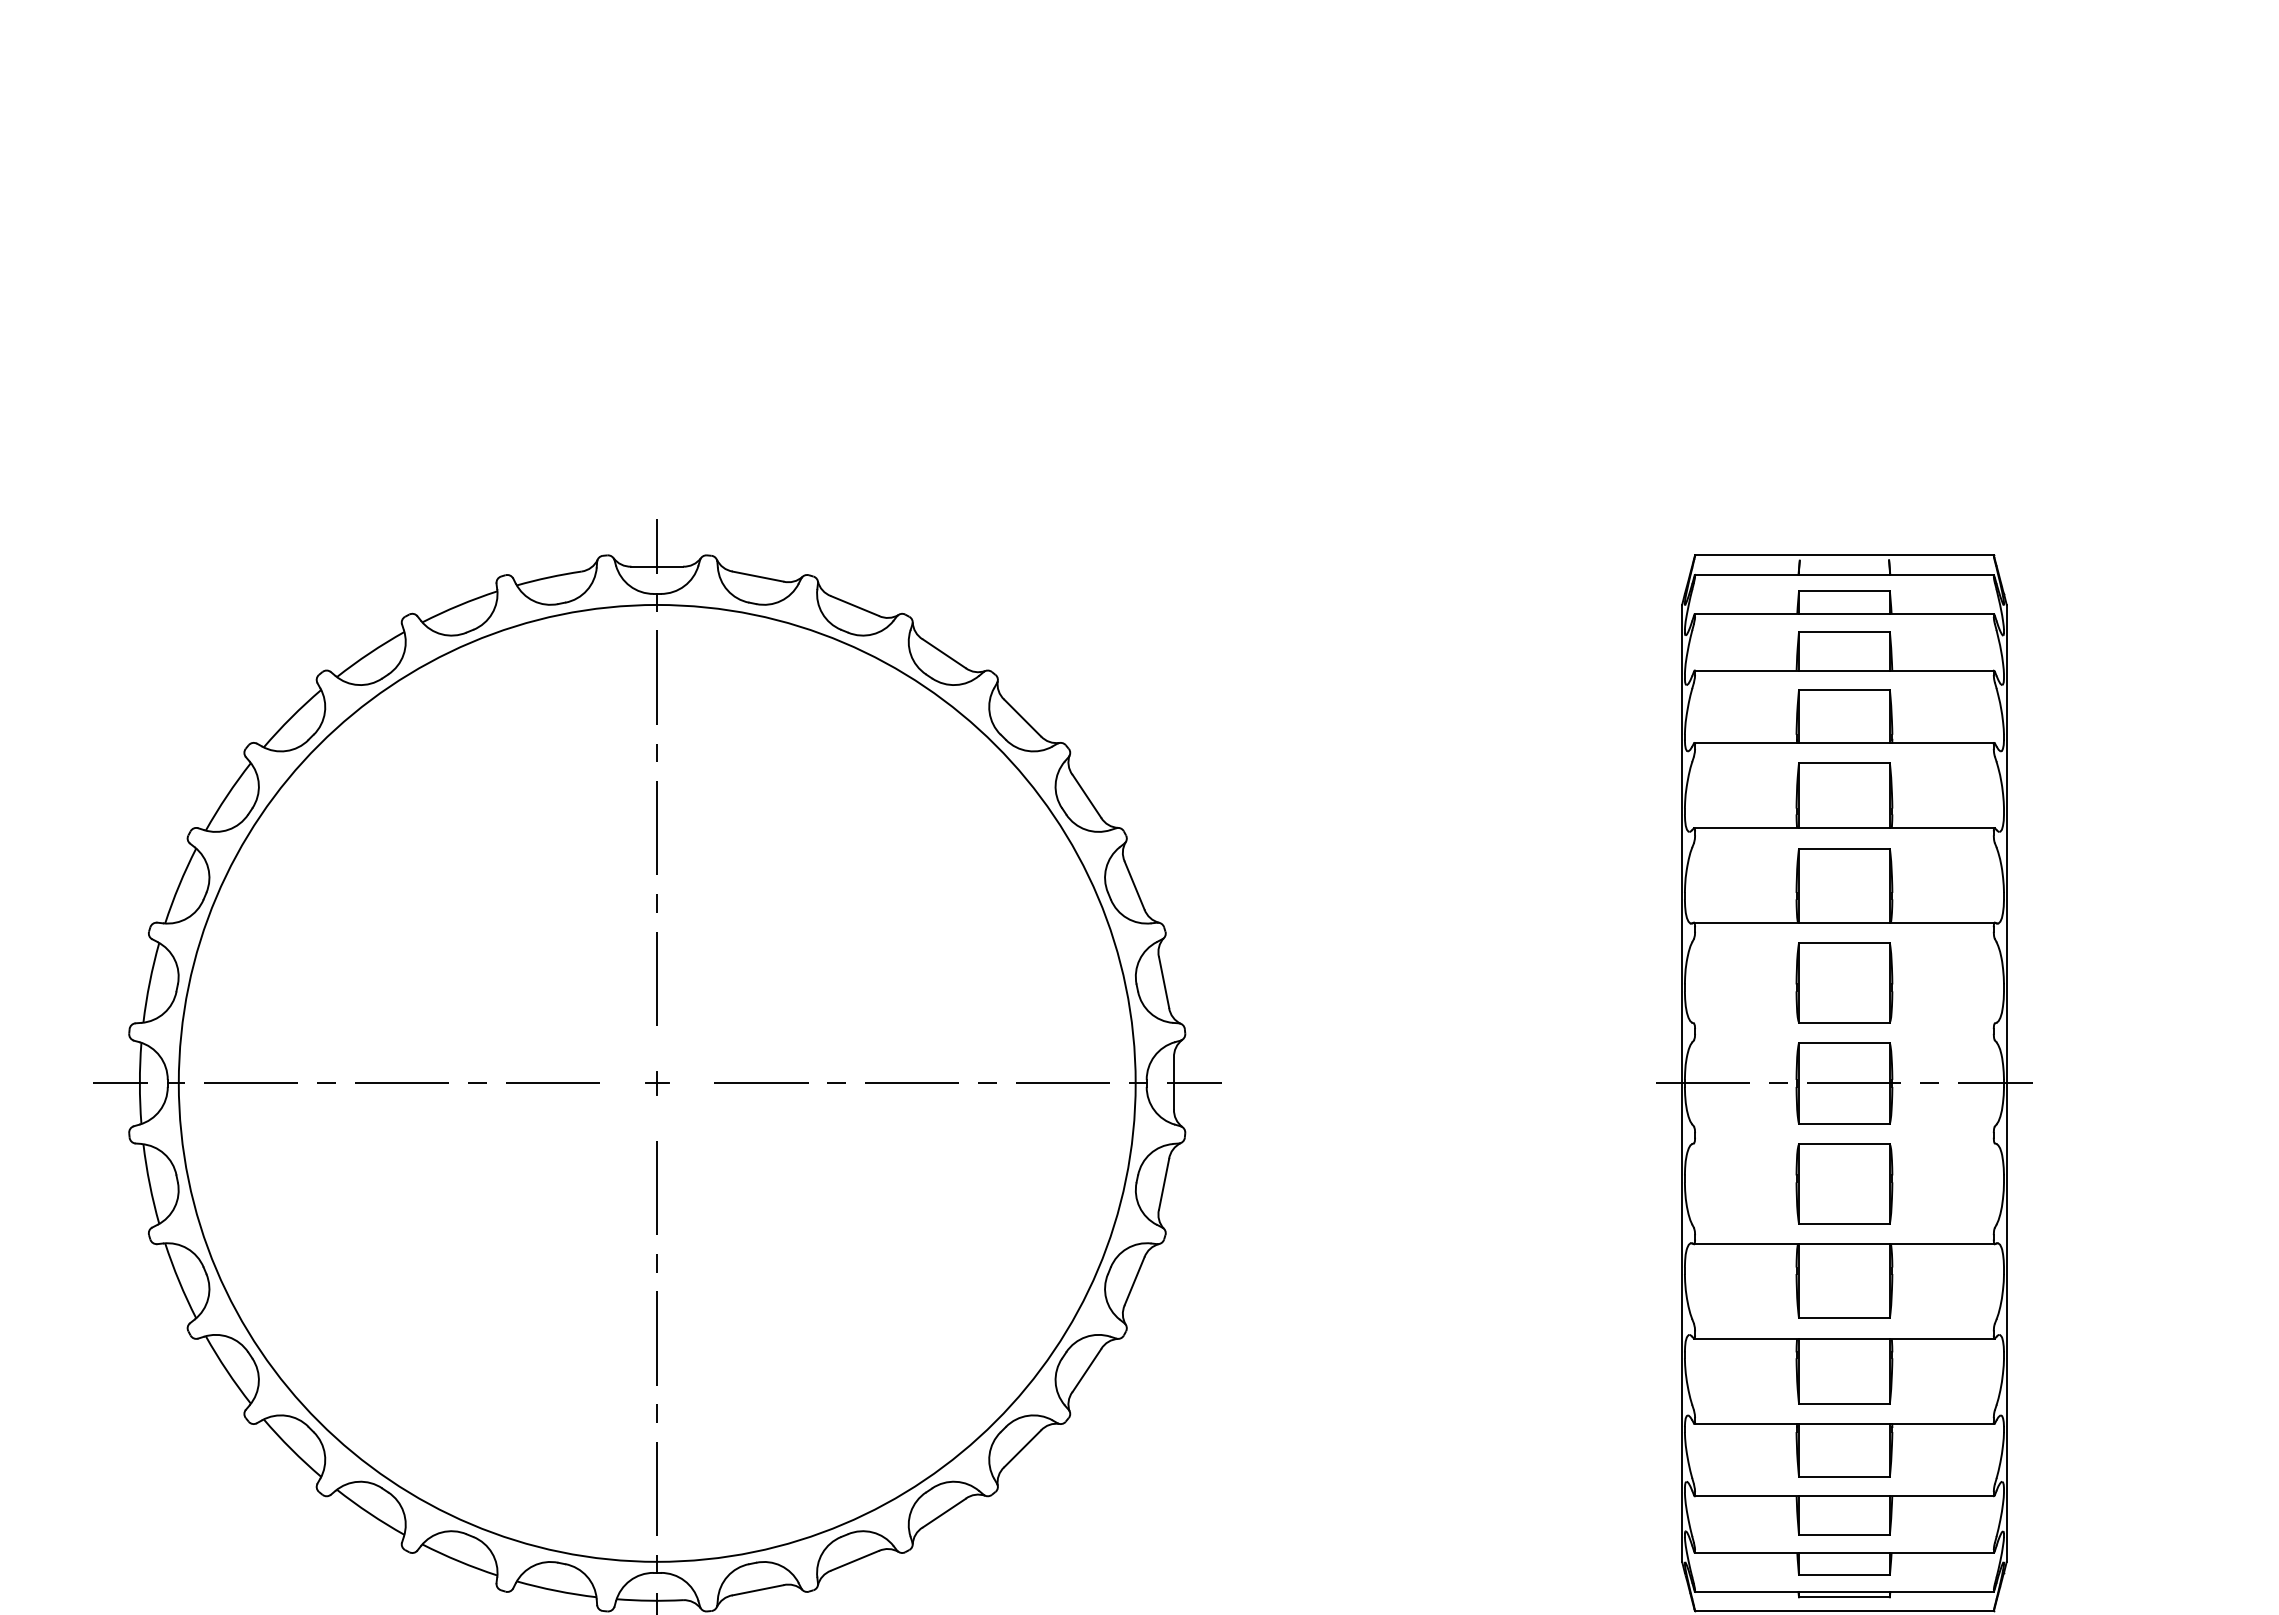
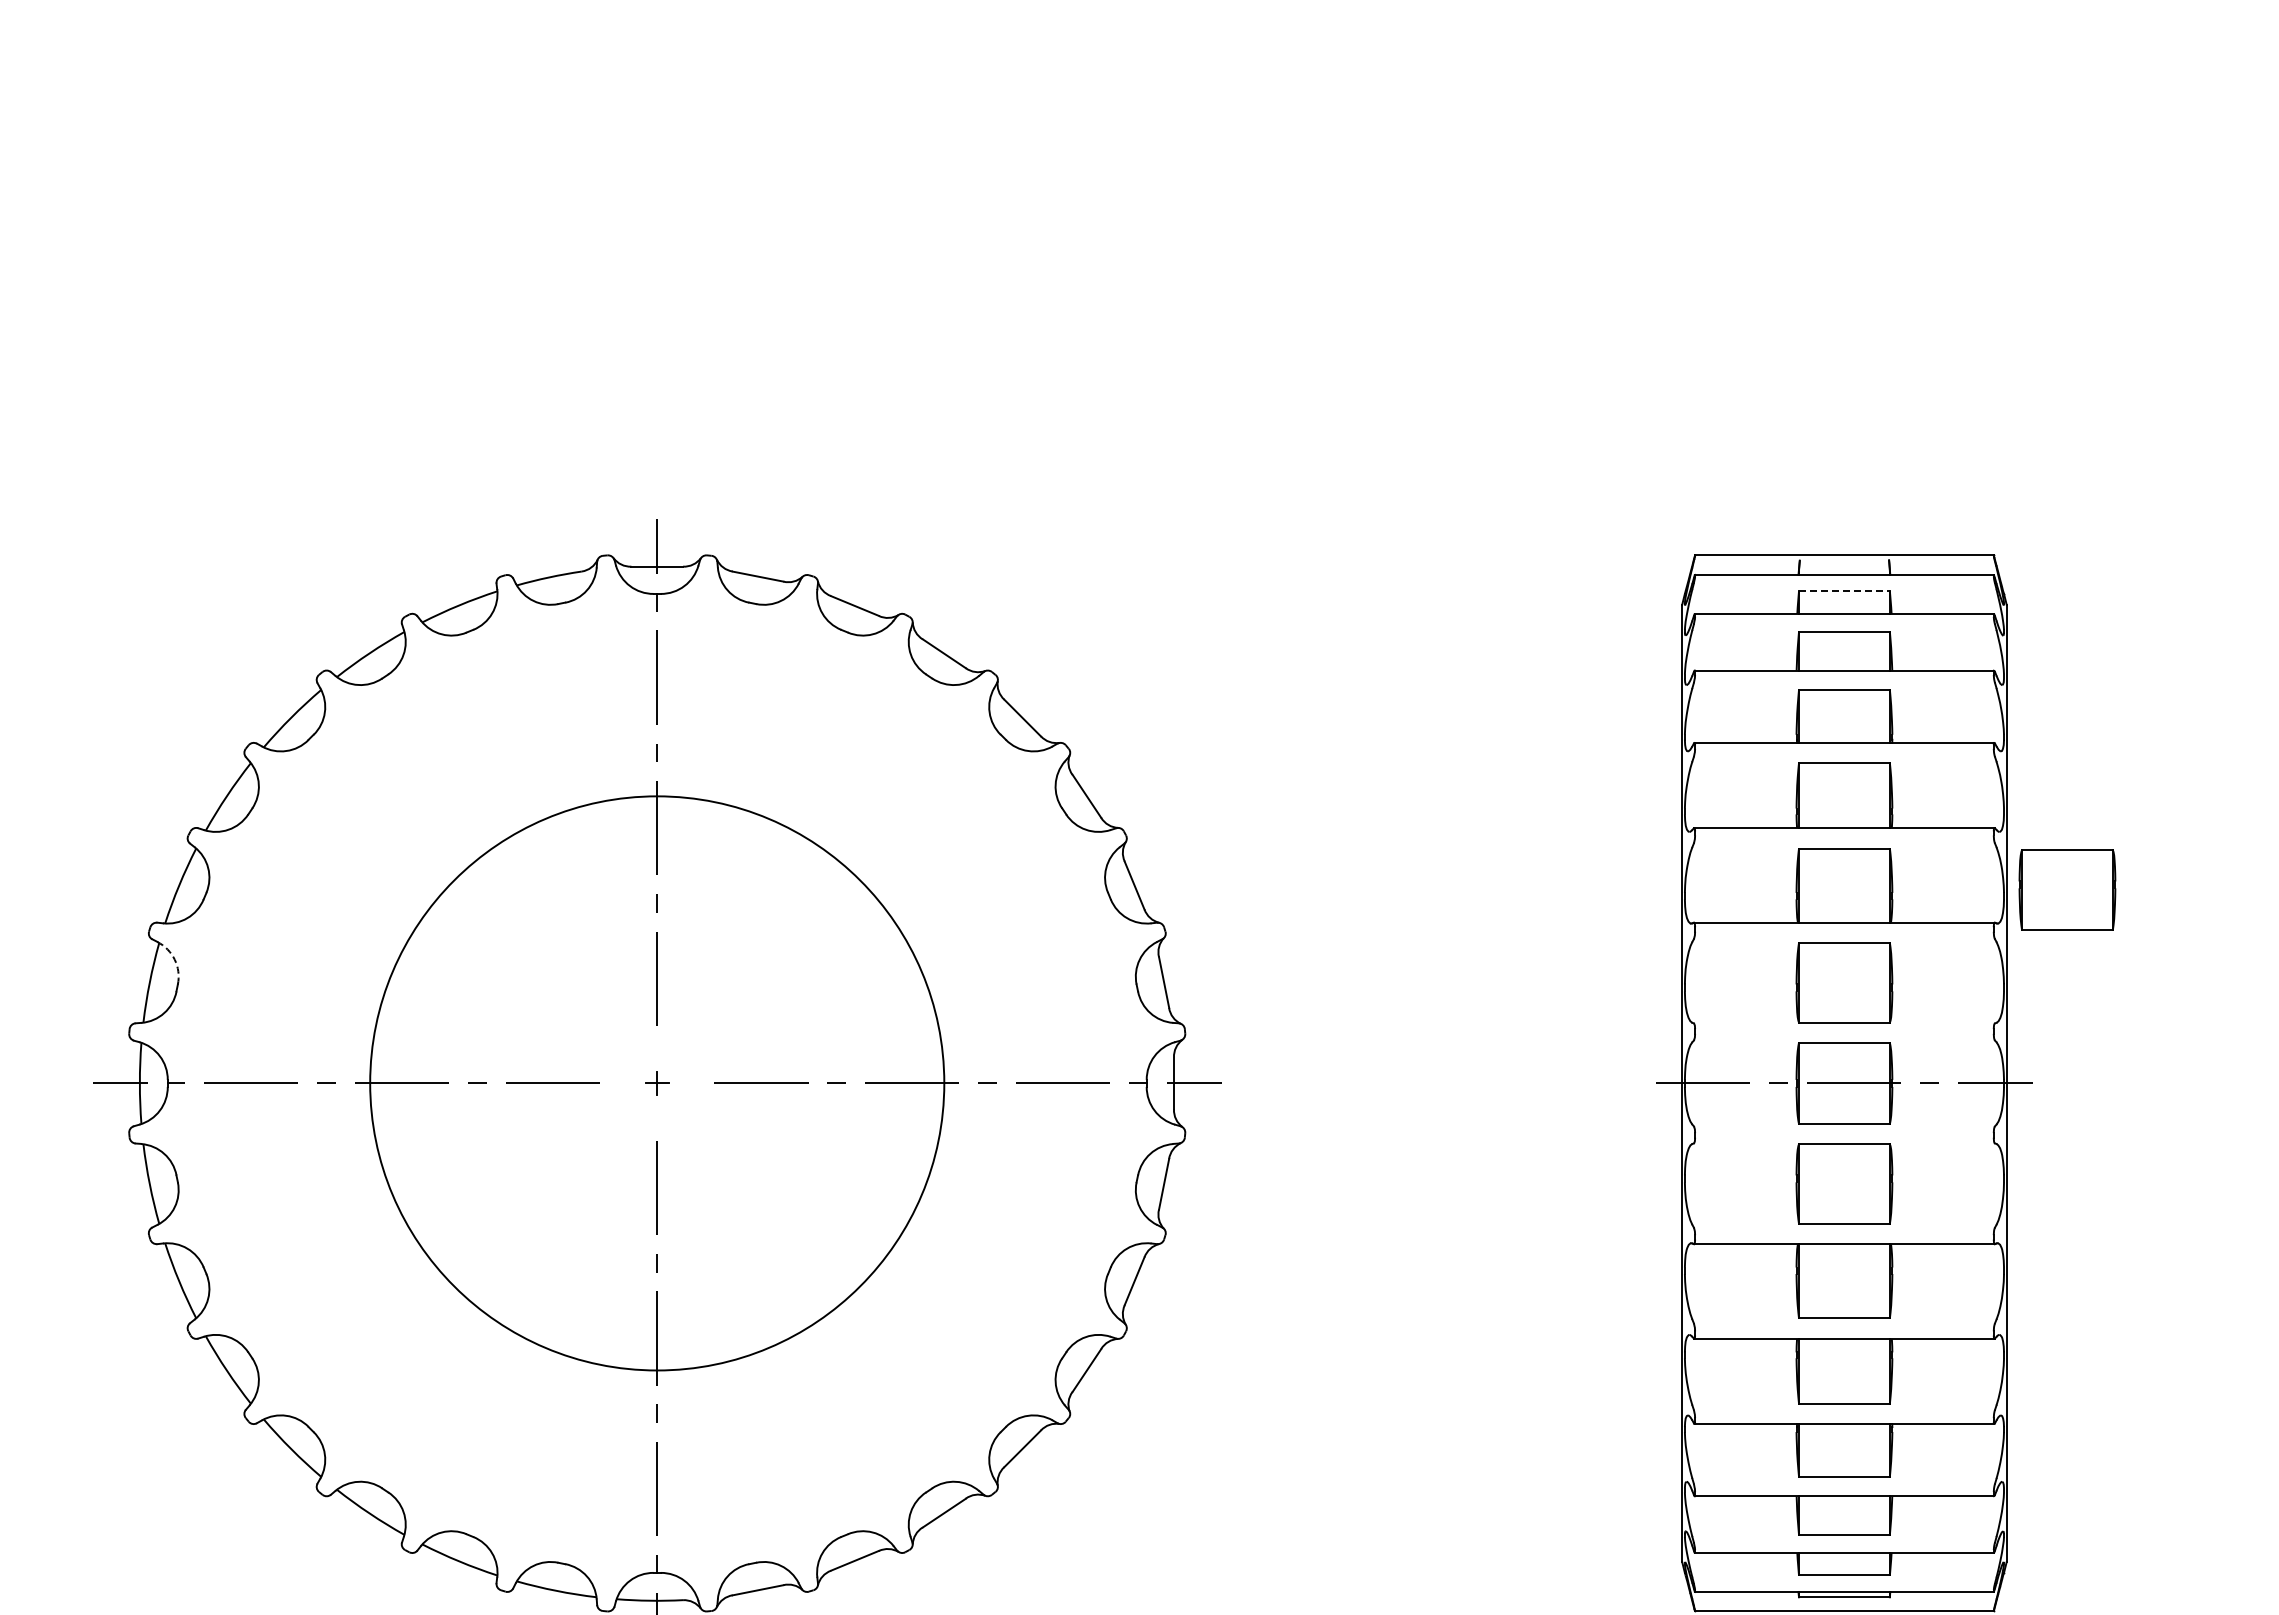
line: solid -> dashed (1844, 591)
part: none -> present (2067, 889)
arc: solid -> dashed (174, 959)
circle diameter: 957 px -> 574 px (657, 1083)
